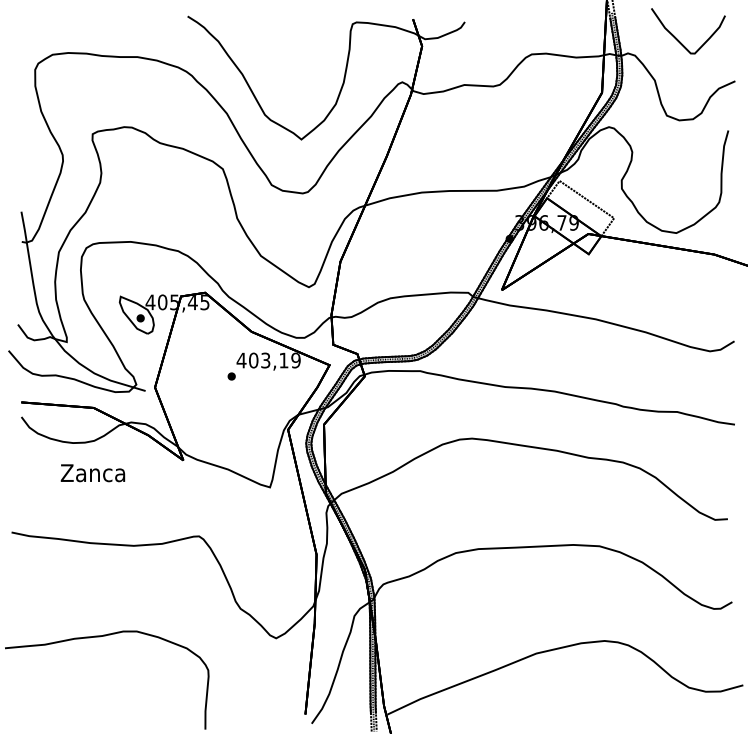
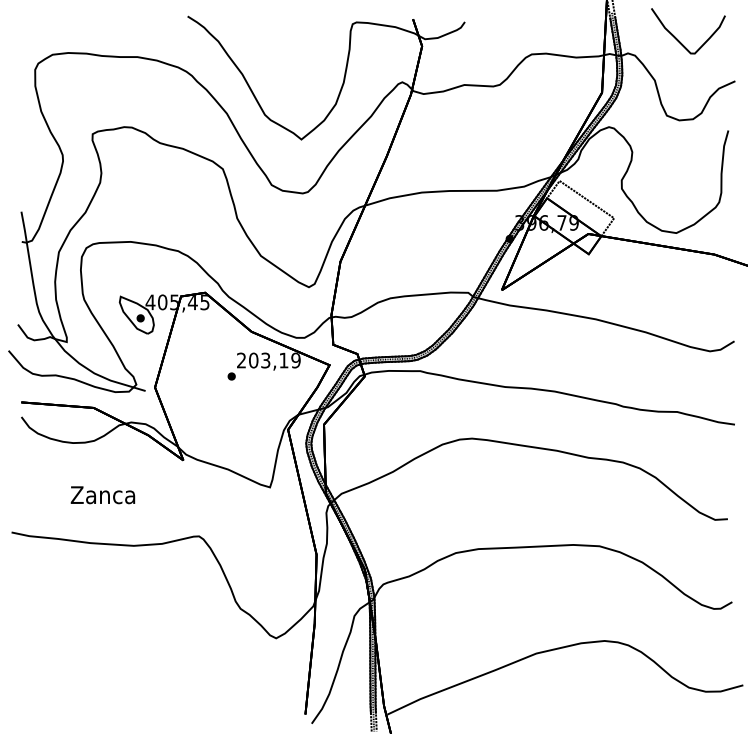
text: 403,19 -> 203,19 (241, 360)
text position: (92, 473) -> (102, 495) (102, 495)
curve: present -> none (100, 637)
